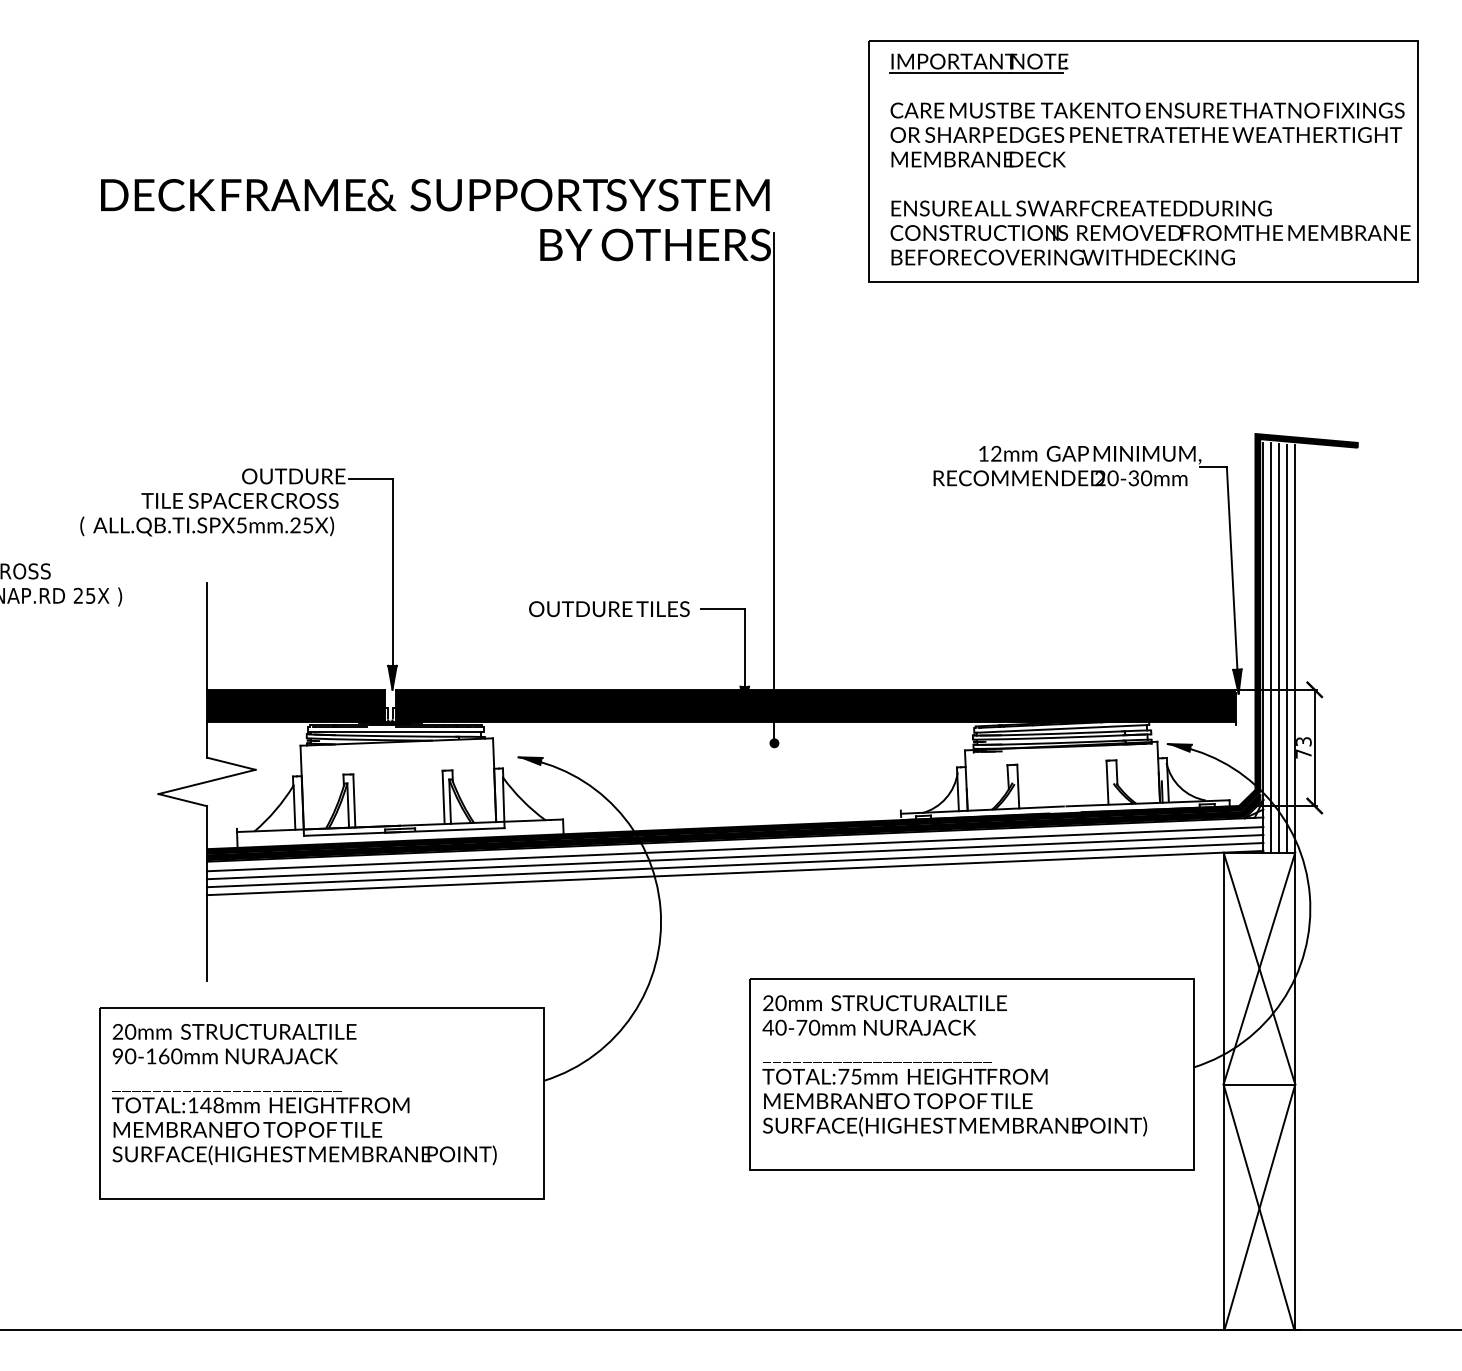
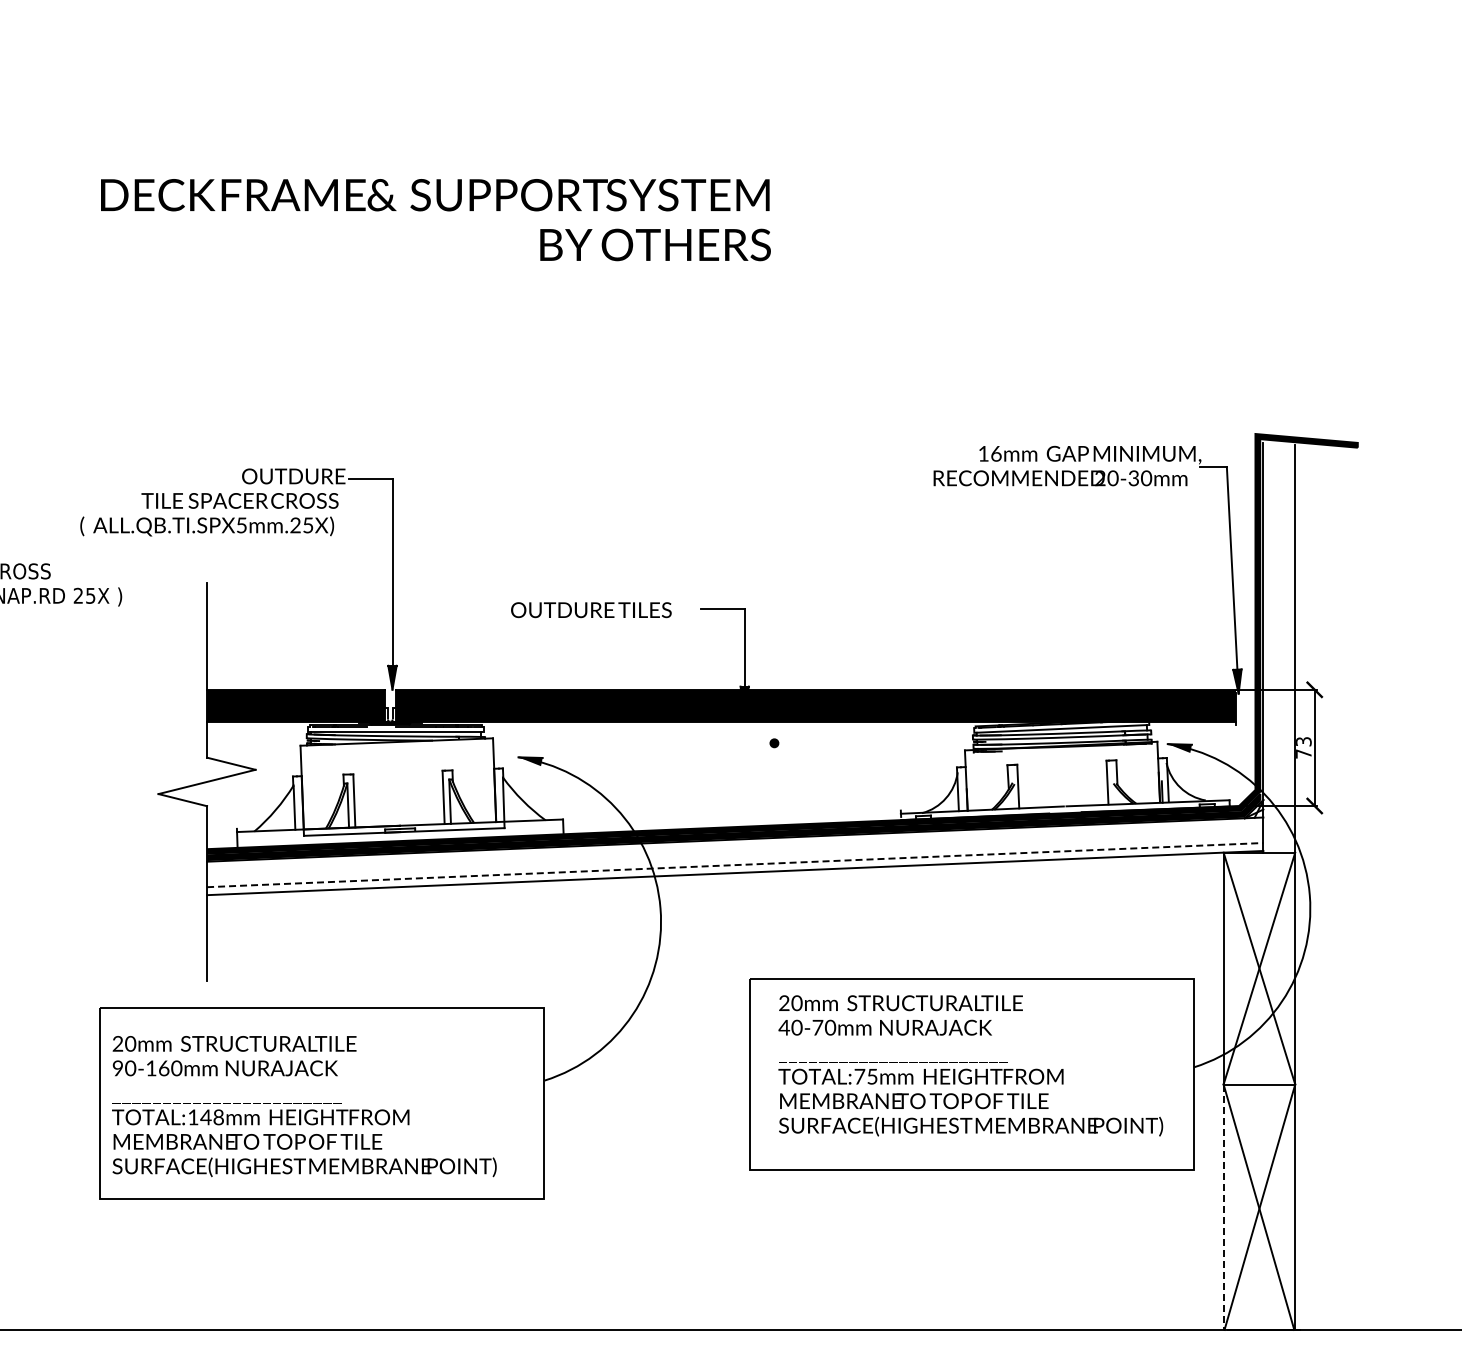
part: present -> none (1143, 161)
text: 12mm -> 16mm (996, 453)
line: present -> none (774, 488)
text position: (609, 609) -> (591, 610) (591, 610)
line: present -> none (1271, 647)
line: present -> none (1279, 648)
line: present -> none (1287, 648)
line: present -> none (735, 849)
line: present -> none (735, 857)
line: solid -> dashed (735, 865)
text position: (954, 1065) -> (970, 1065) (970, 1065)
text position: (304, 1094) -> (304, 1106) (304, 1106)
line: solid -> dashed (1223, 1207)
